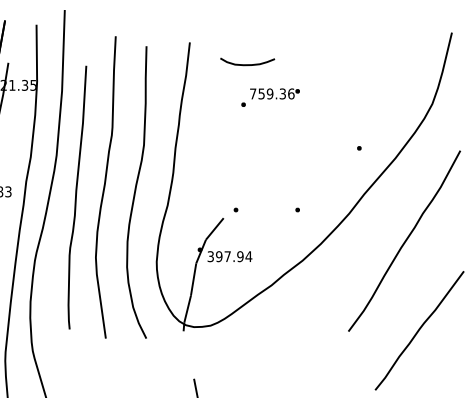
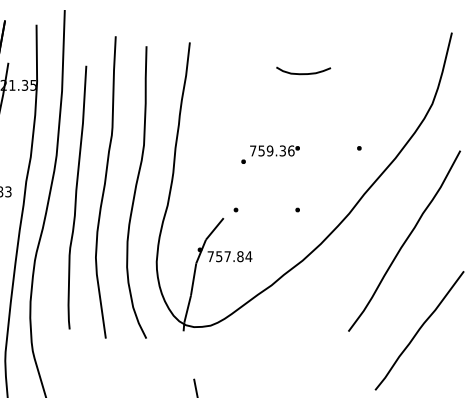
curve position: (247, 64) -> (303, 73) (303, 73)
text position: (270, 97) -> (270, 154) (270, 154)
text: 397.94 -> 757.84 (225, 256)
